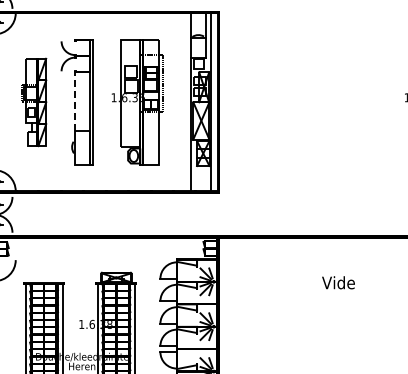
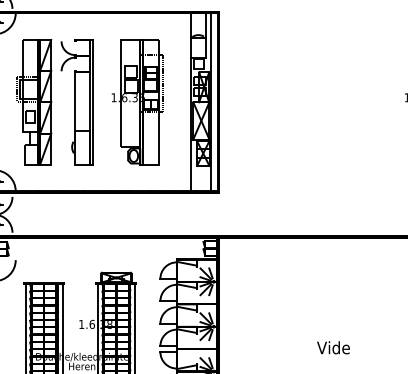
line: dashed -> solid (75, 101)
part size: 27x91 px -> 37x127 px (34, 102)
text position: (338, 282) -> (333, 347) (333, 347)
